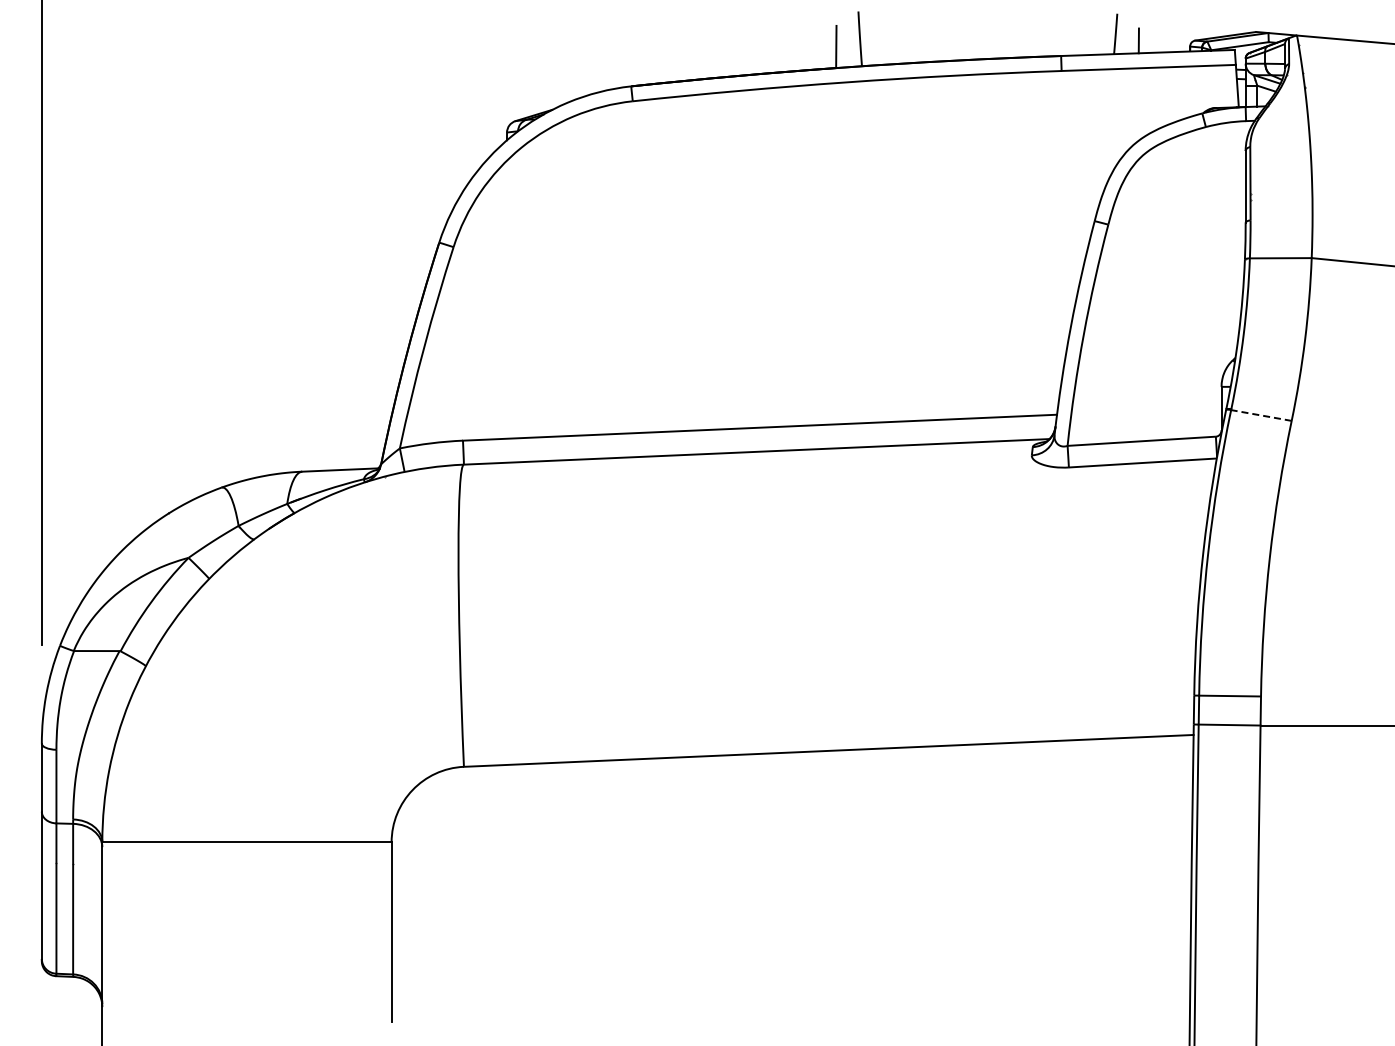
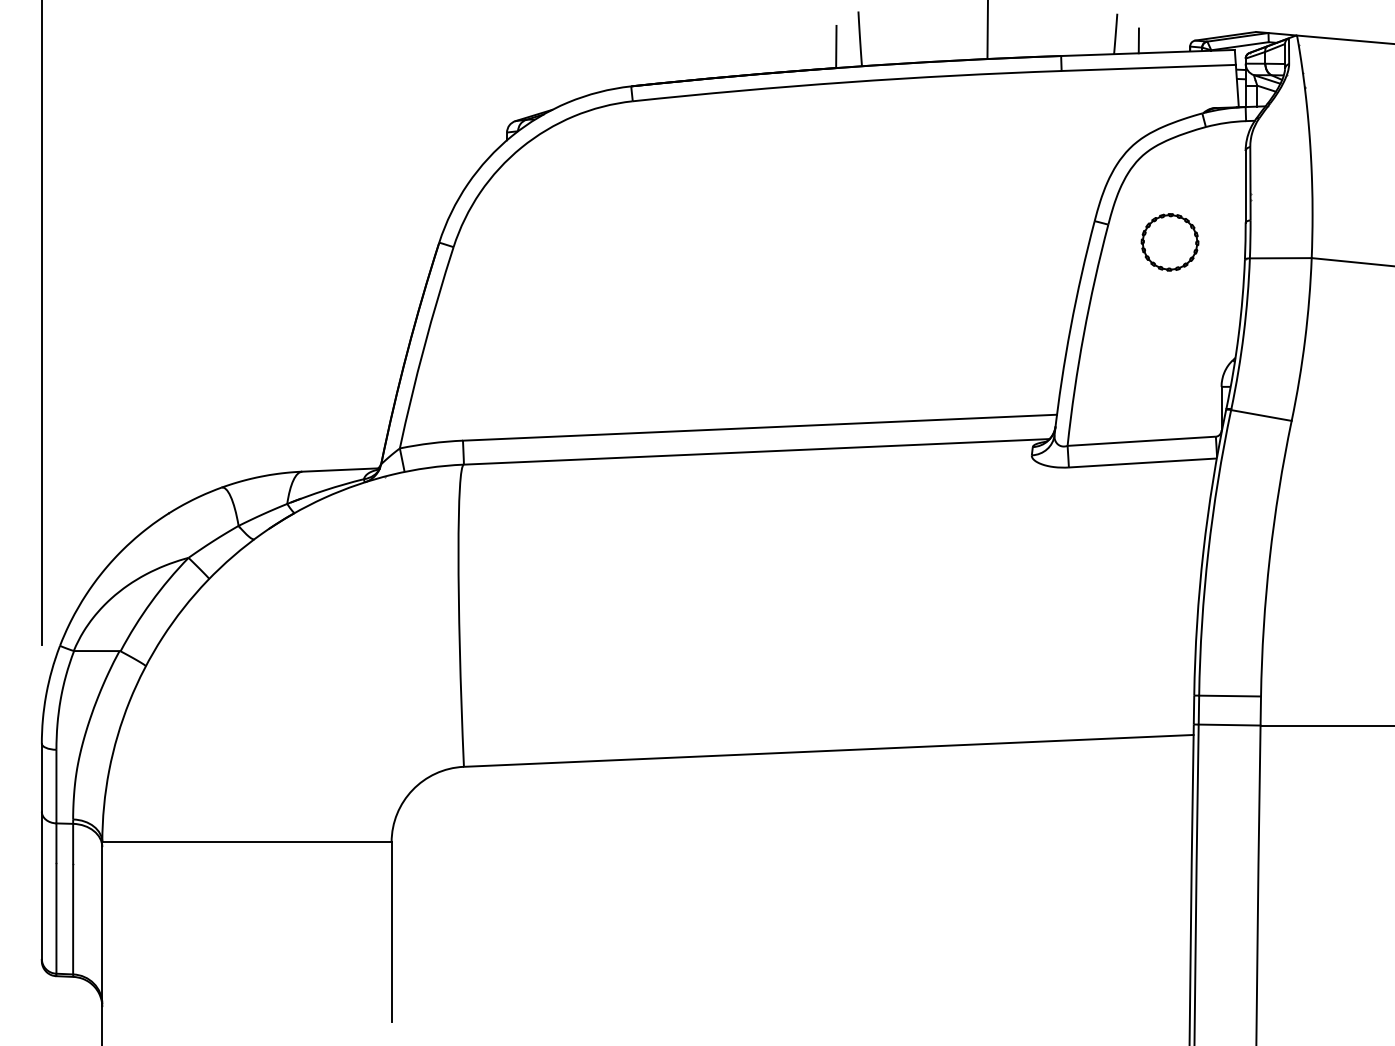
line: none -> present (987, 30)
part: none -> present (1169, 242)
line: dashed -> solid (1261, 415)
